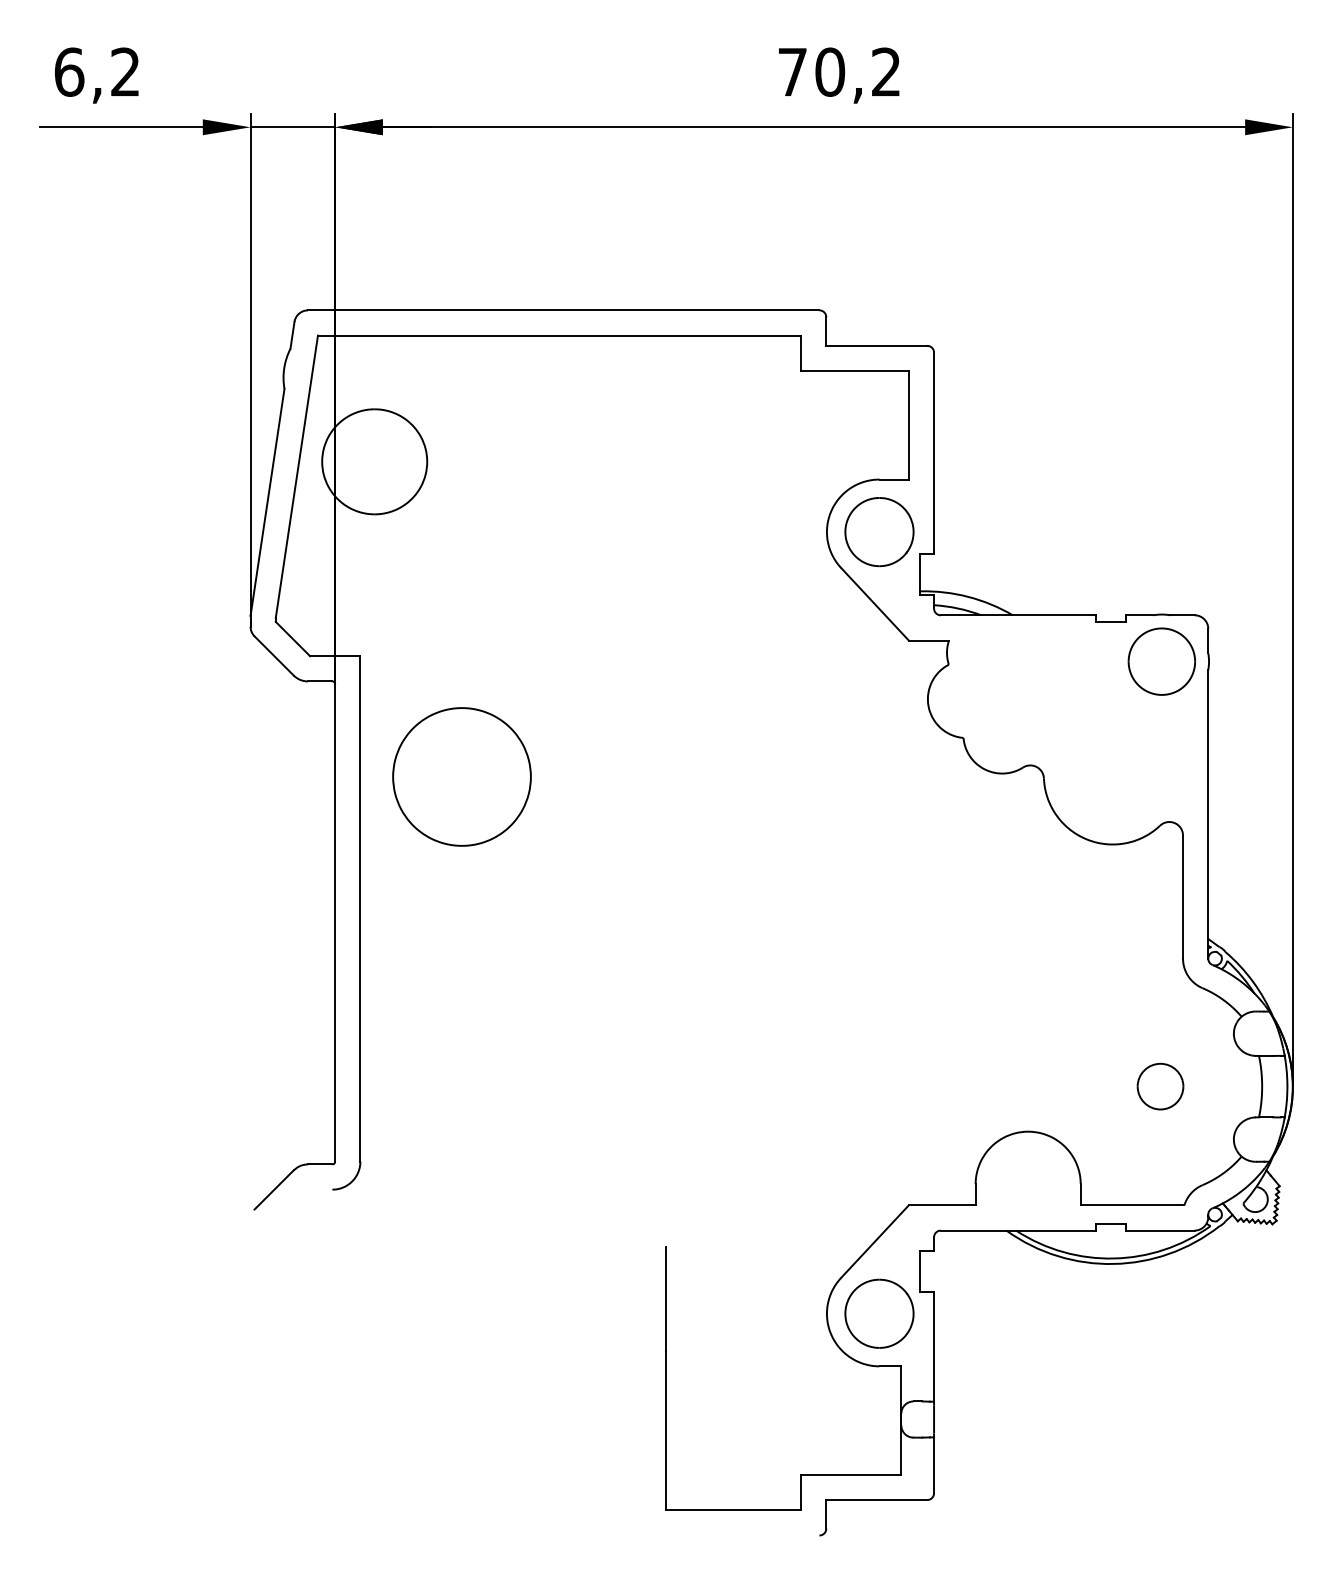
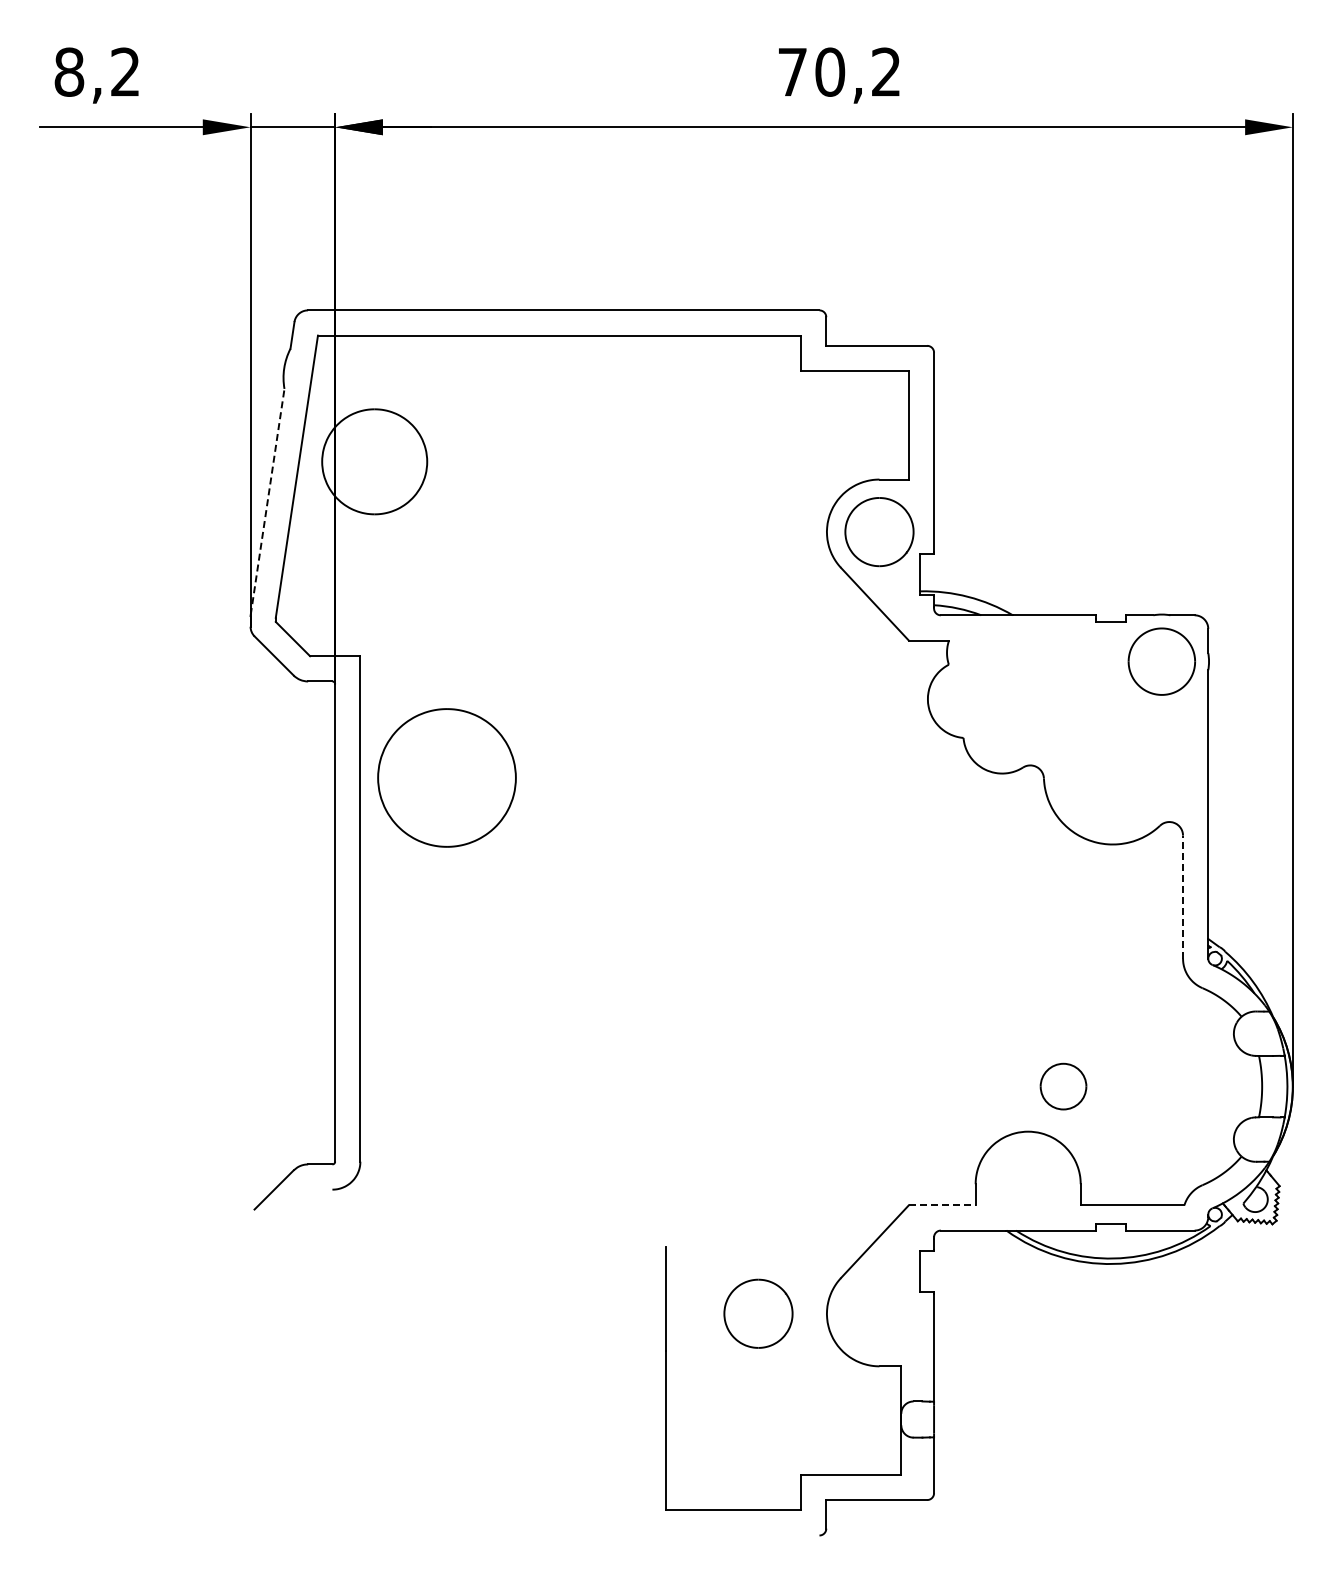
text: 6,2 -> 8,2 (69, 71)
line: solid -> dashed (267, 501)
part position: (461, 776) -> (446, 777) (446, 777)
line: solid -> dashed (1183, 896)
part position: (1160, 1086) -> (1063, 1086) (1063, 1086)
line: solid -> dashed (942, 1205)
part position: (879, 1313) -> (758, 1313) (758, 1313)
